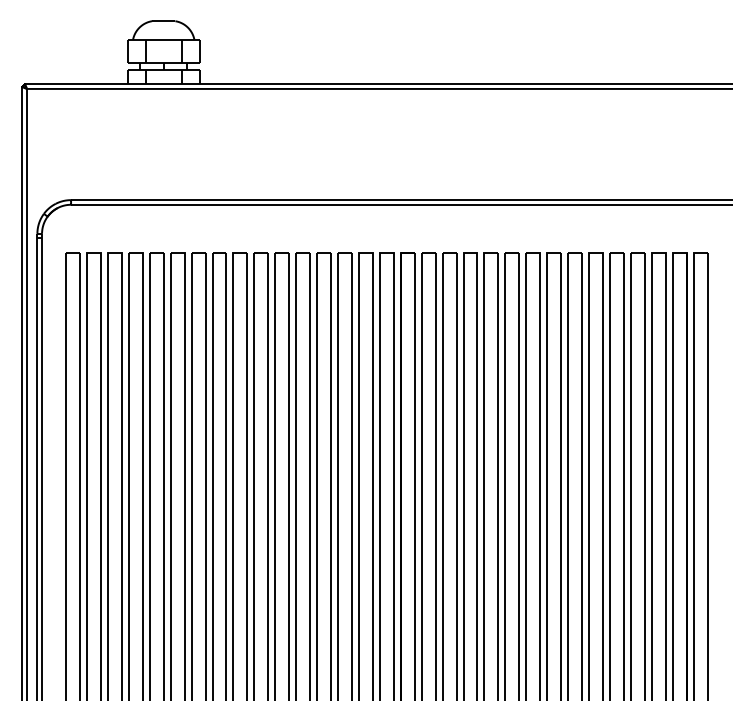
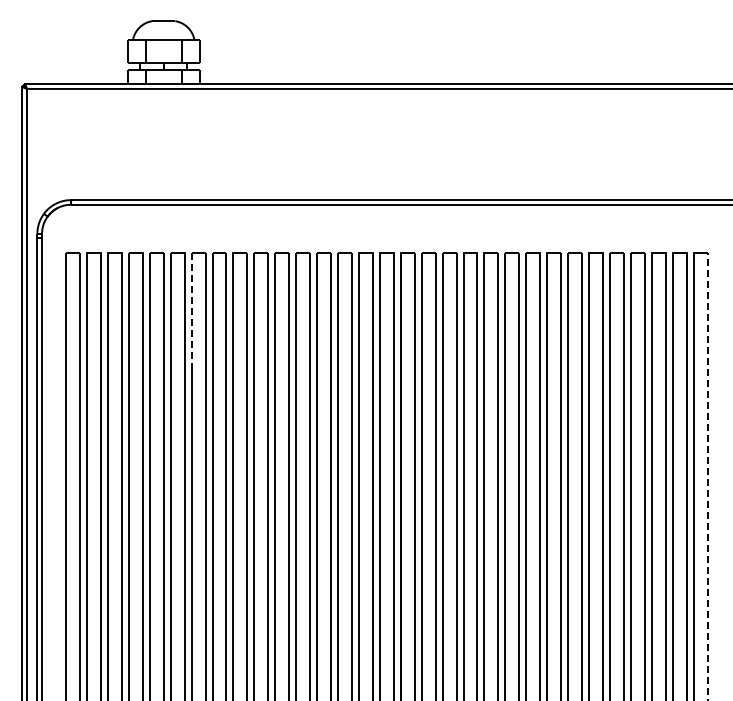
line: solid -> dashed (191, 309)
line: solid -> dashed (707, 476)
